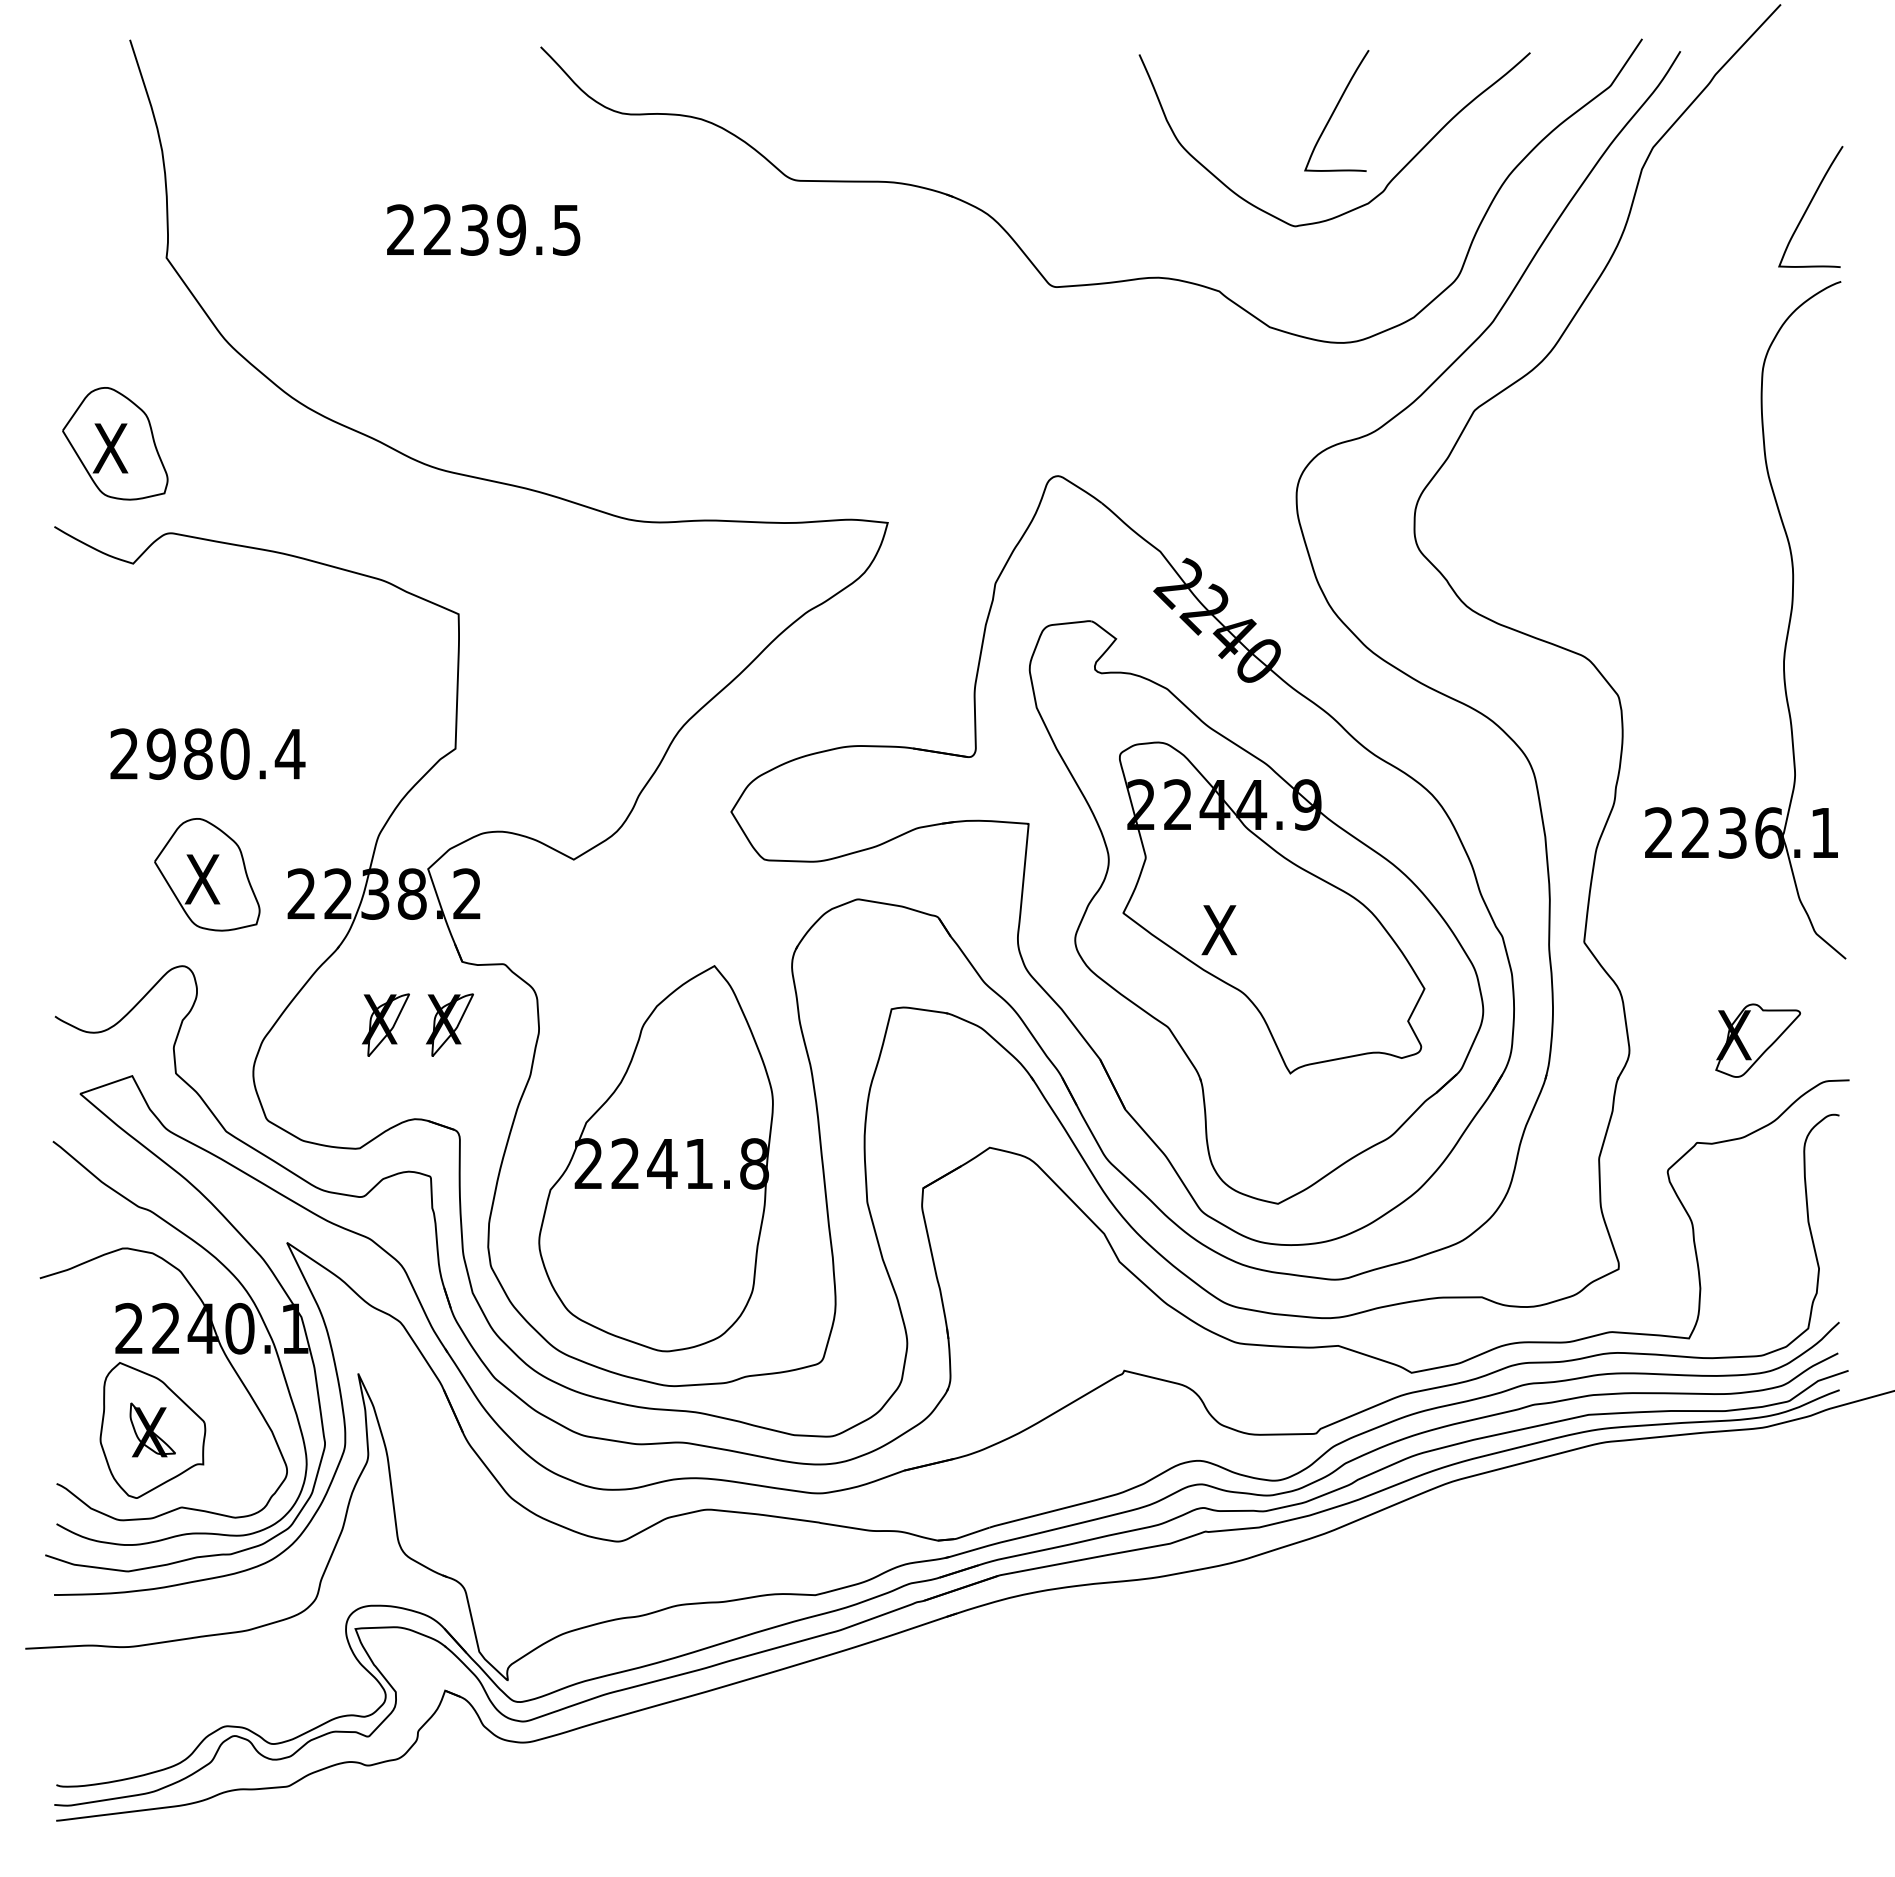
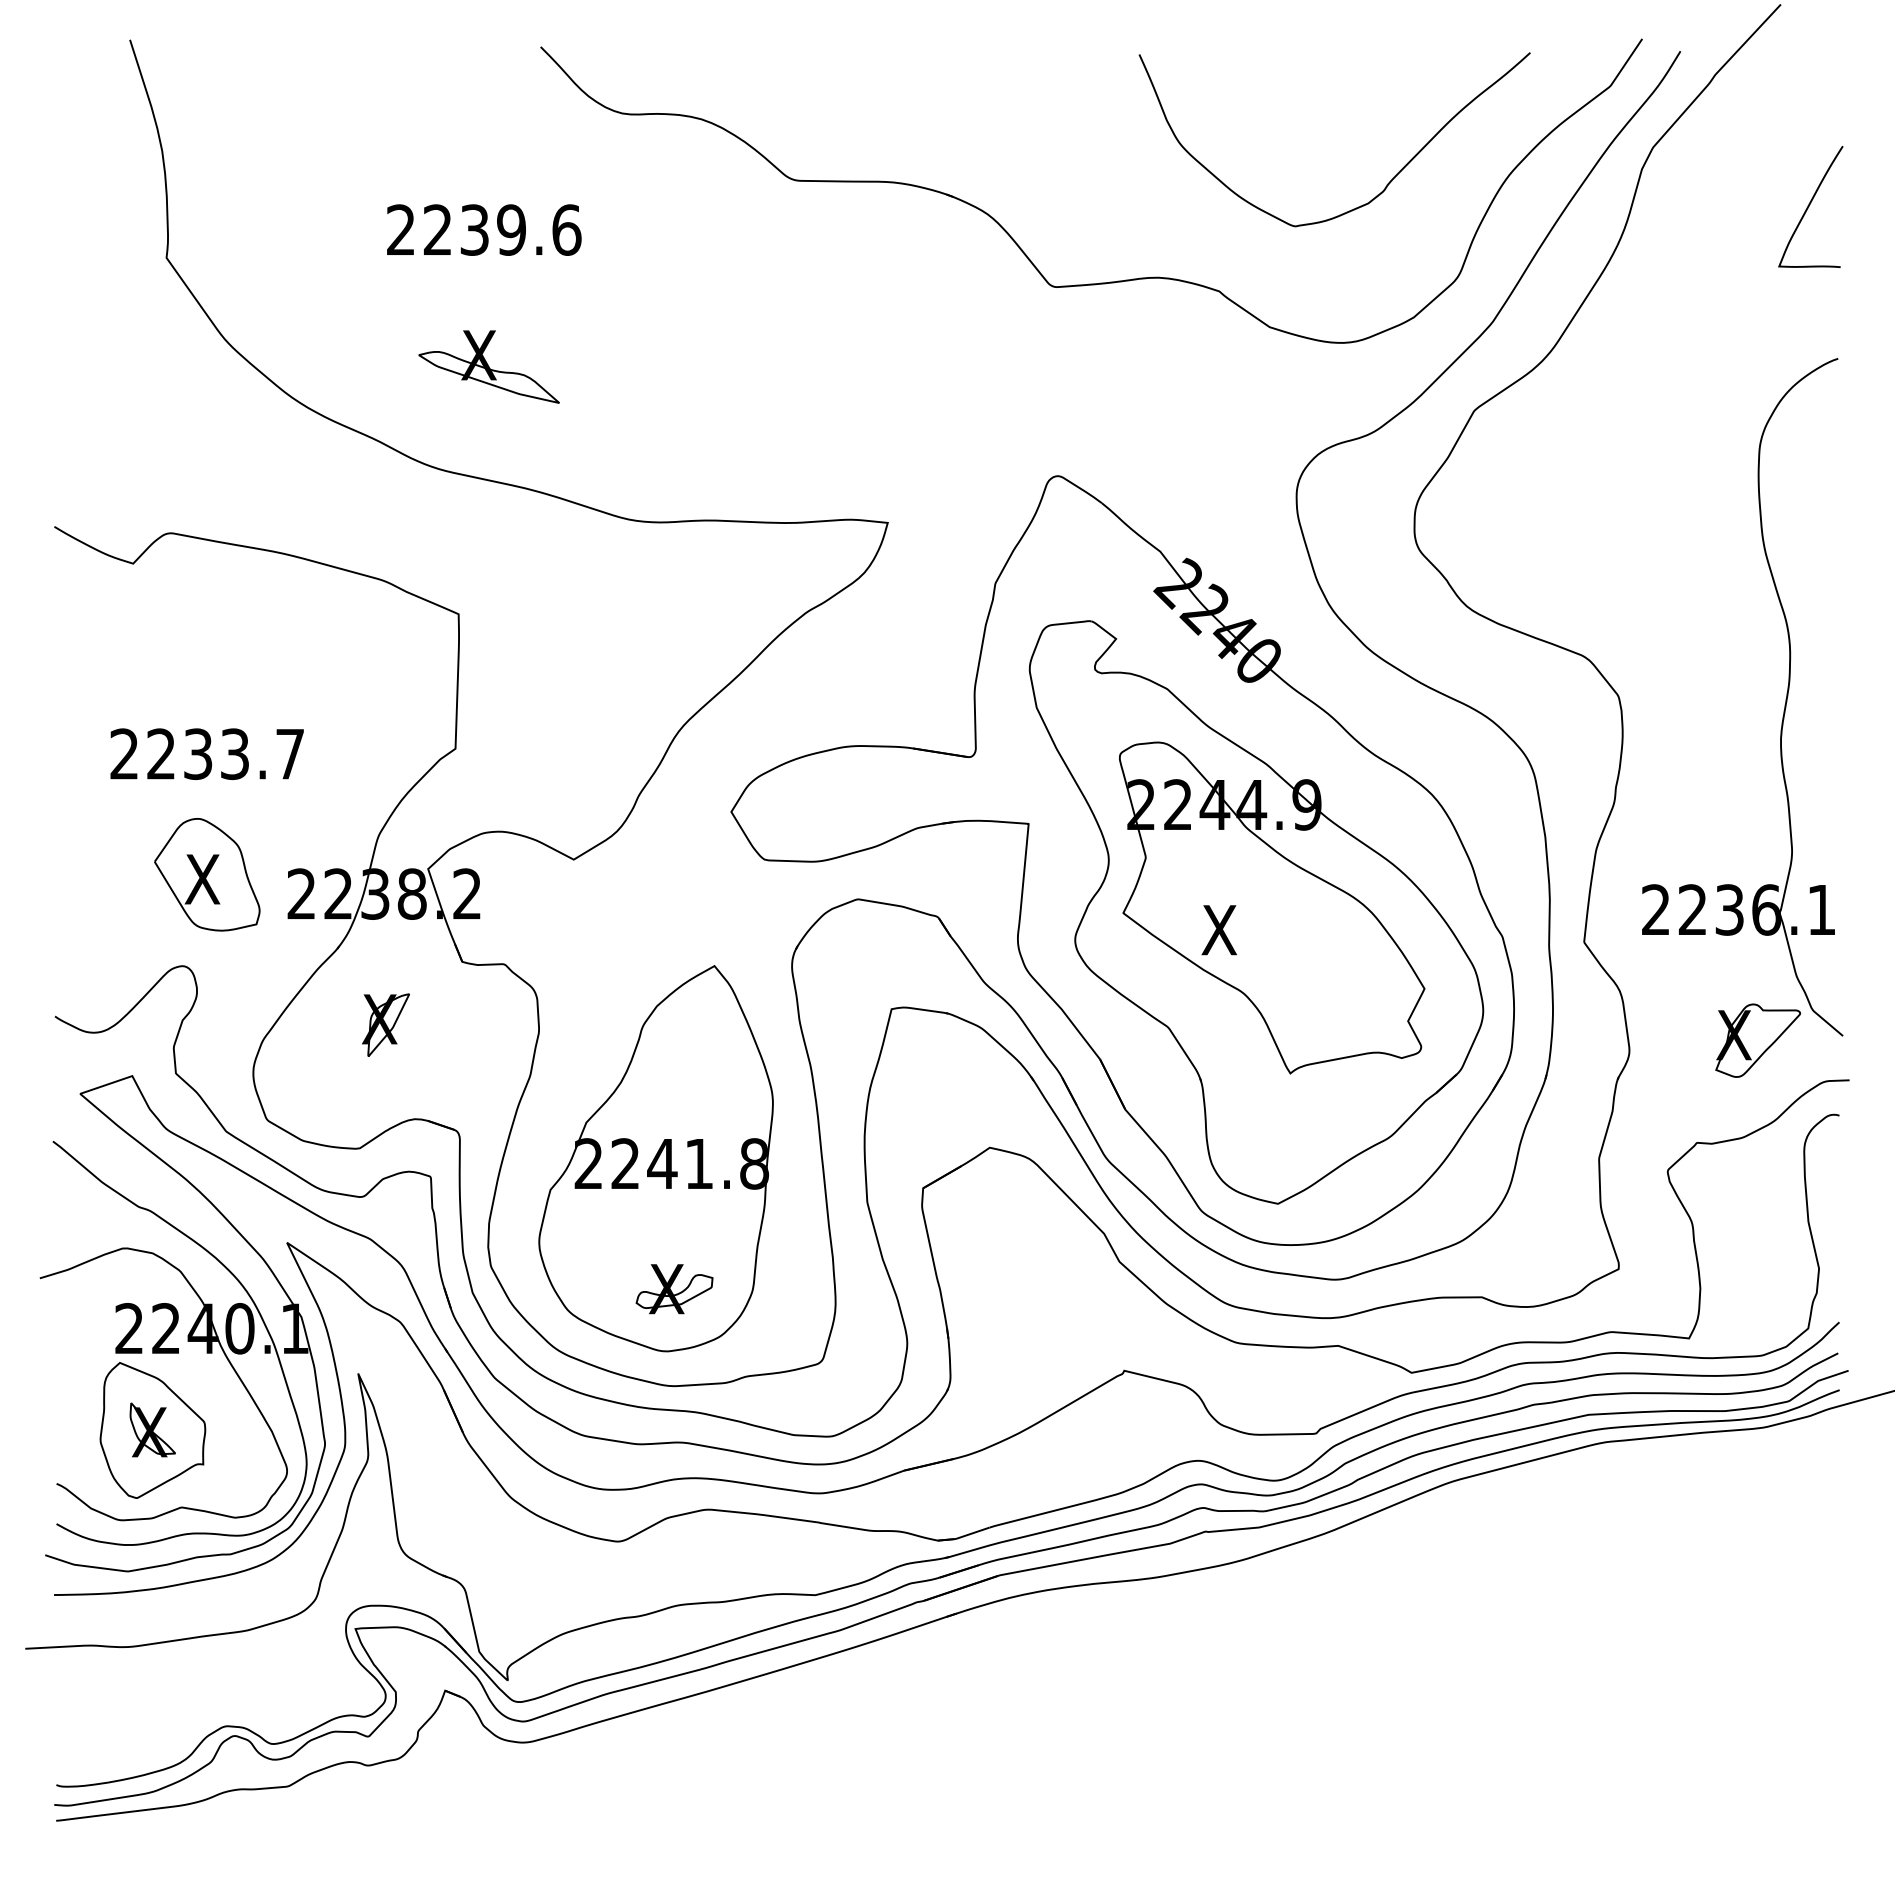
curve: present -> none (1335, 110)
text: 2239.5 -> 2239.6 (566, 229)
part: none -> present (488, 366)
part: present -> none (115, 443)
part position: (1787, 627) -> (1784, 704) (1784, 704)
text: 2980.4 -> 2233.7 (225, 754)
part: present -> none (449, 1024)
part: none -> present (674, 1289)
